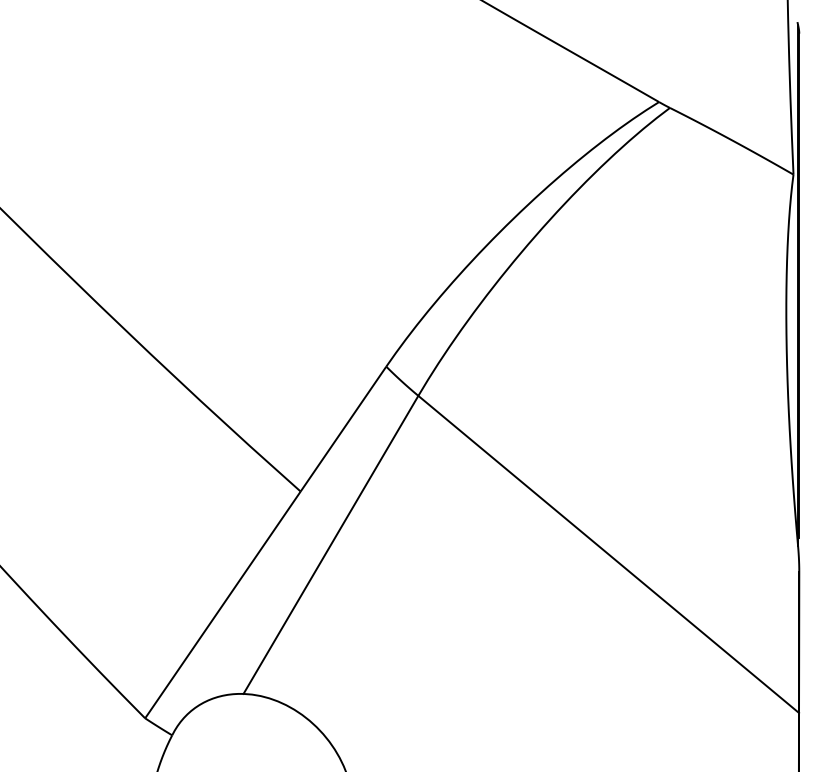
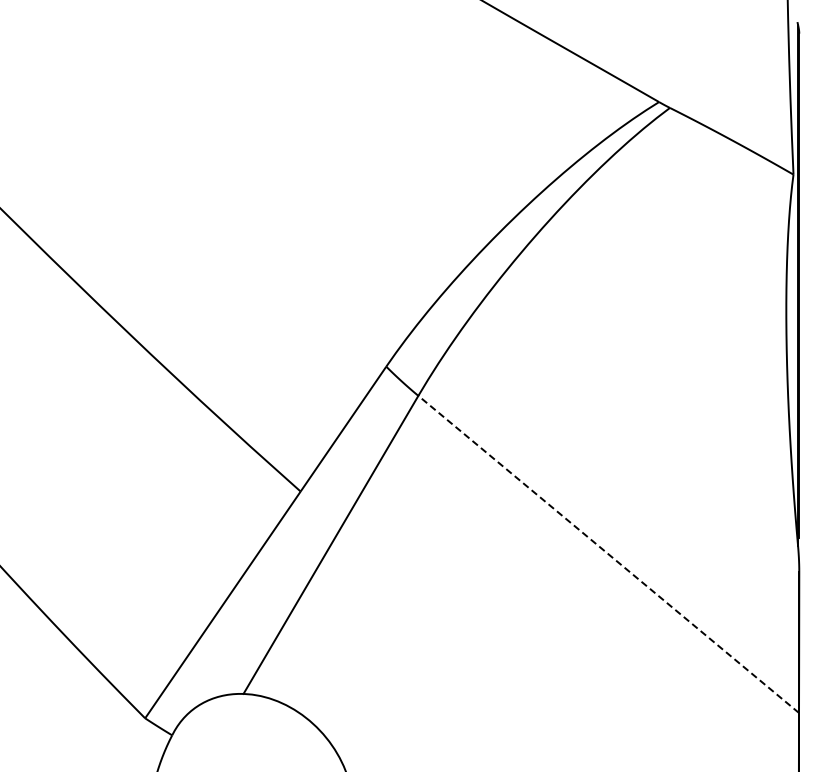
line: solid -> dashed (608, 554)
